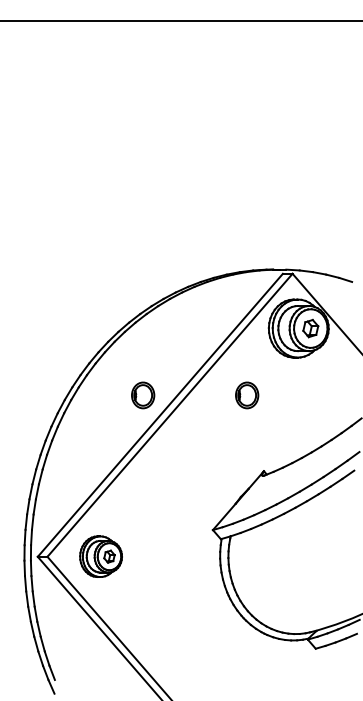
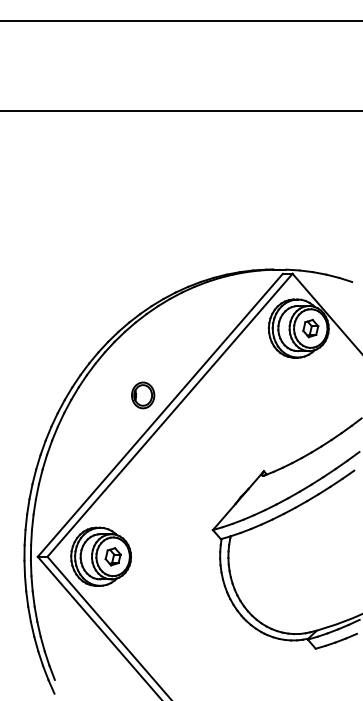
line: none -> present (180, 111)
part: present -> none (247, 395)
part size: 44x43 px -> 62x61 px (100, 556)
